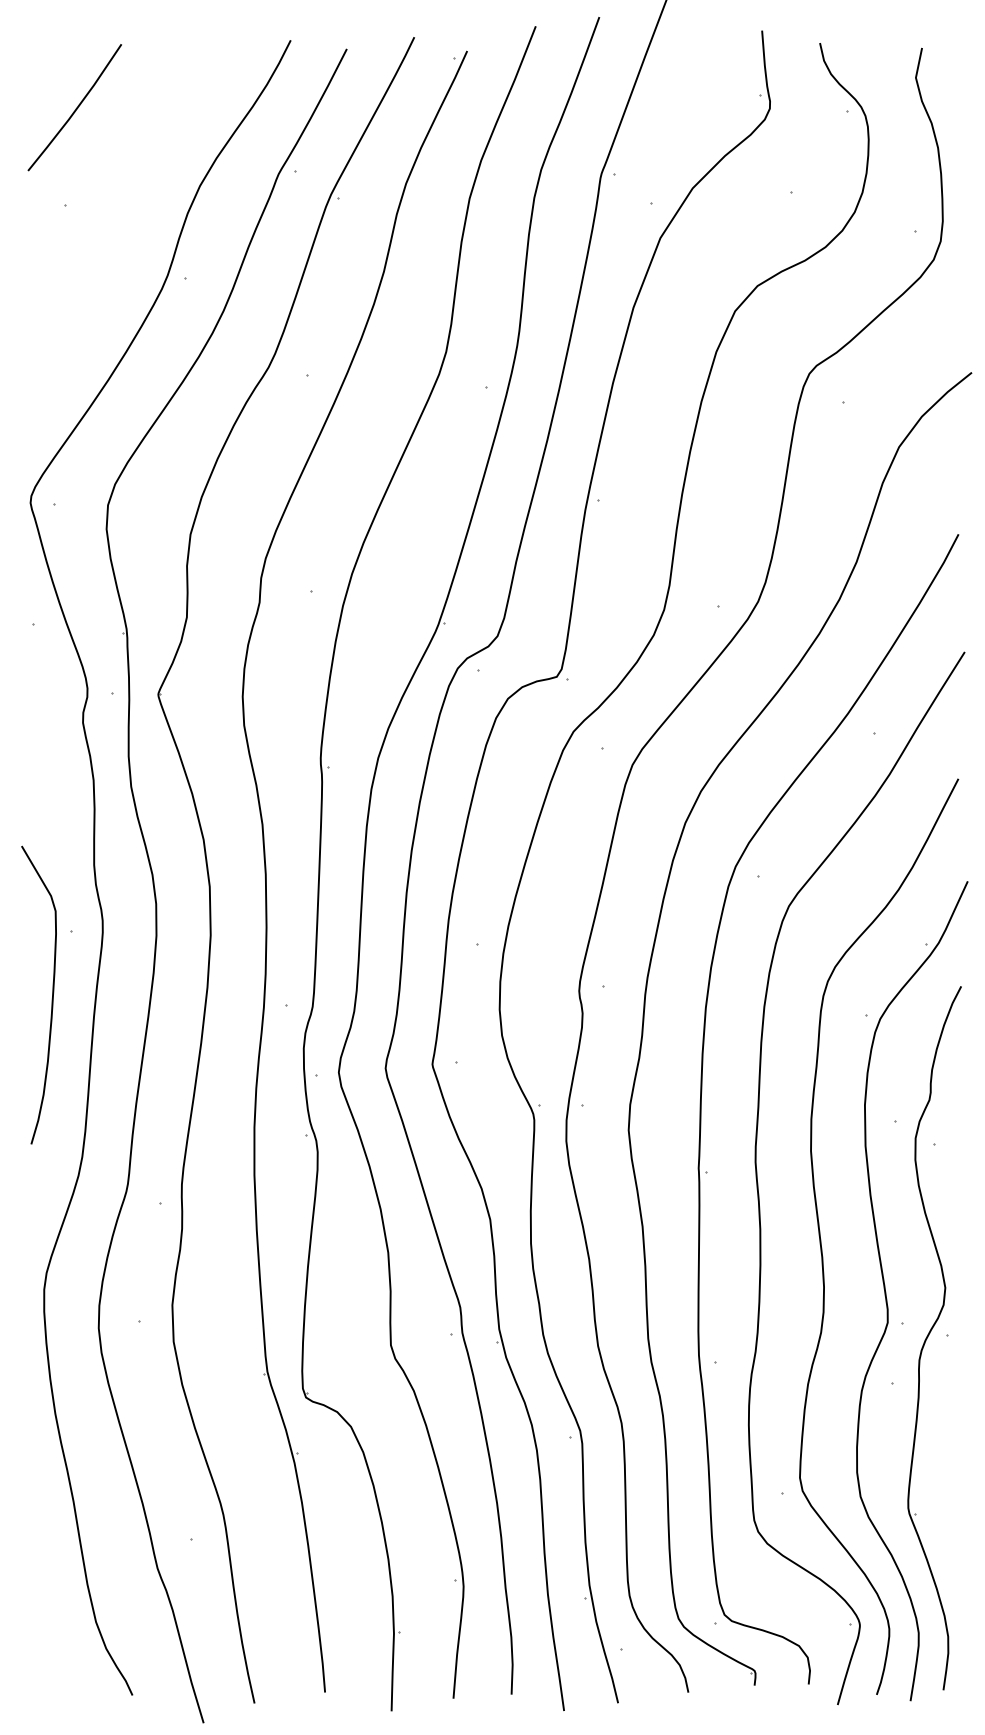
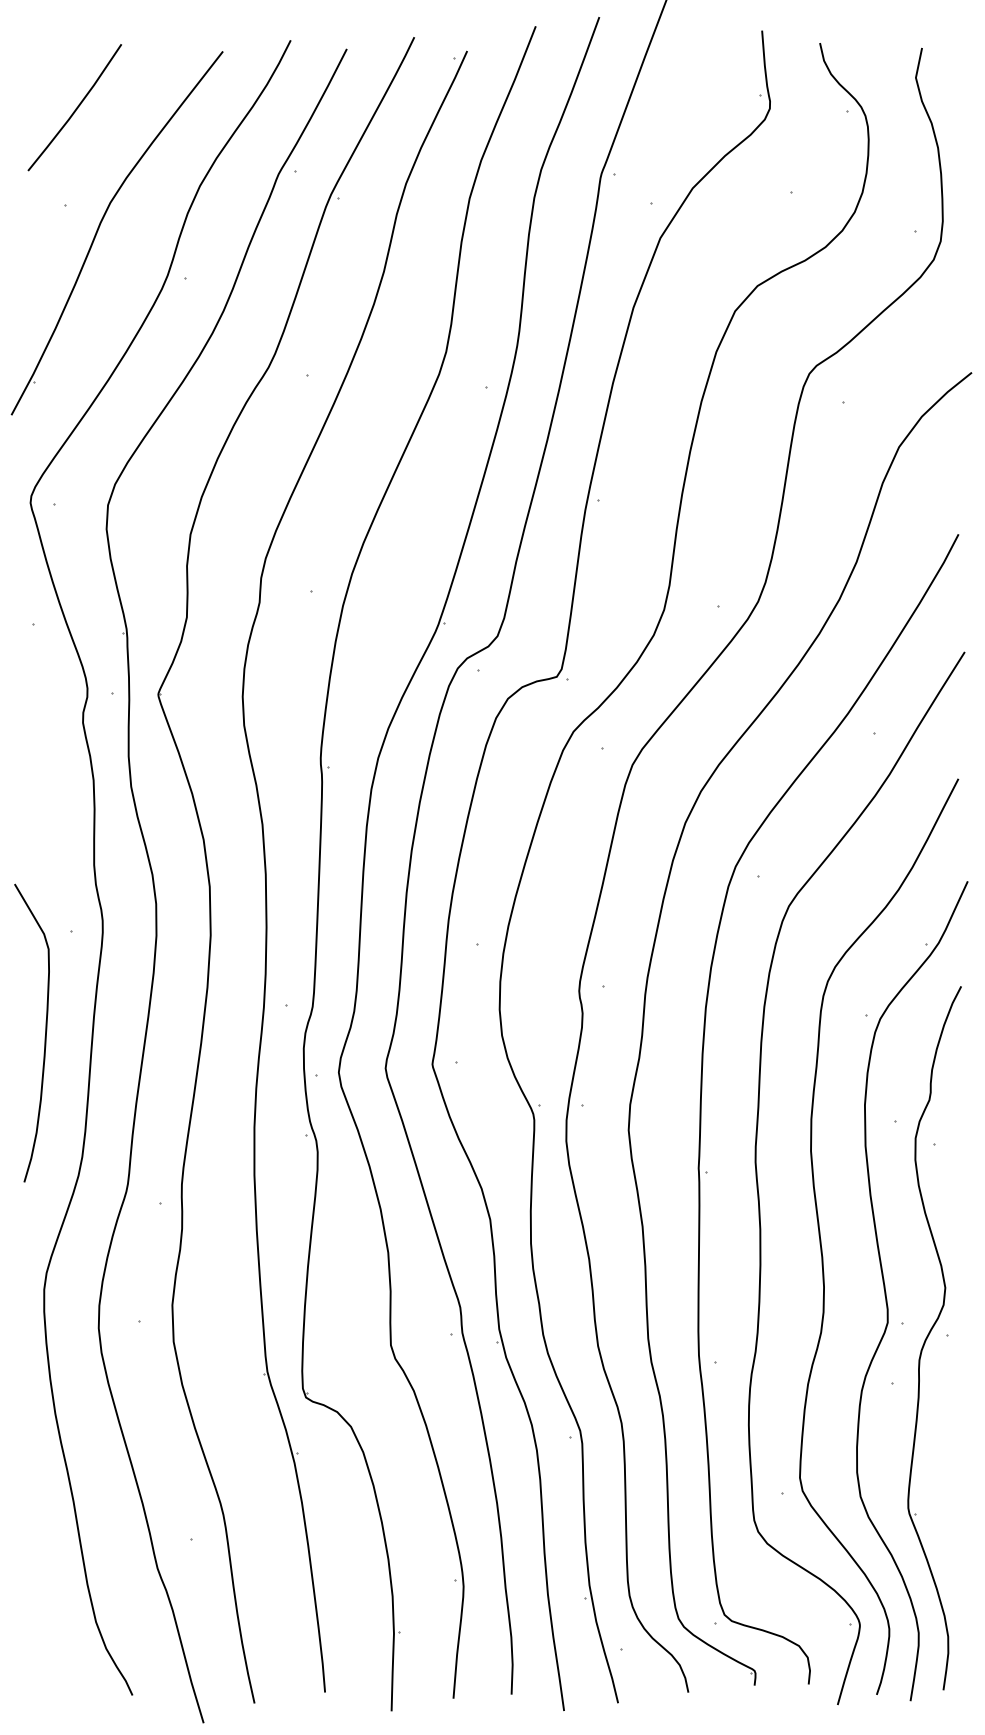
part: none -> present (100, 226)
curve position: (51, 999) -> (44, 1037) (44, 1037)
